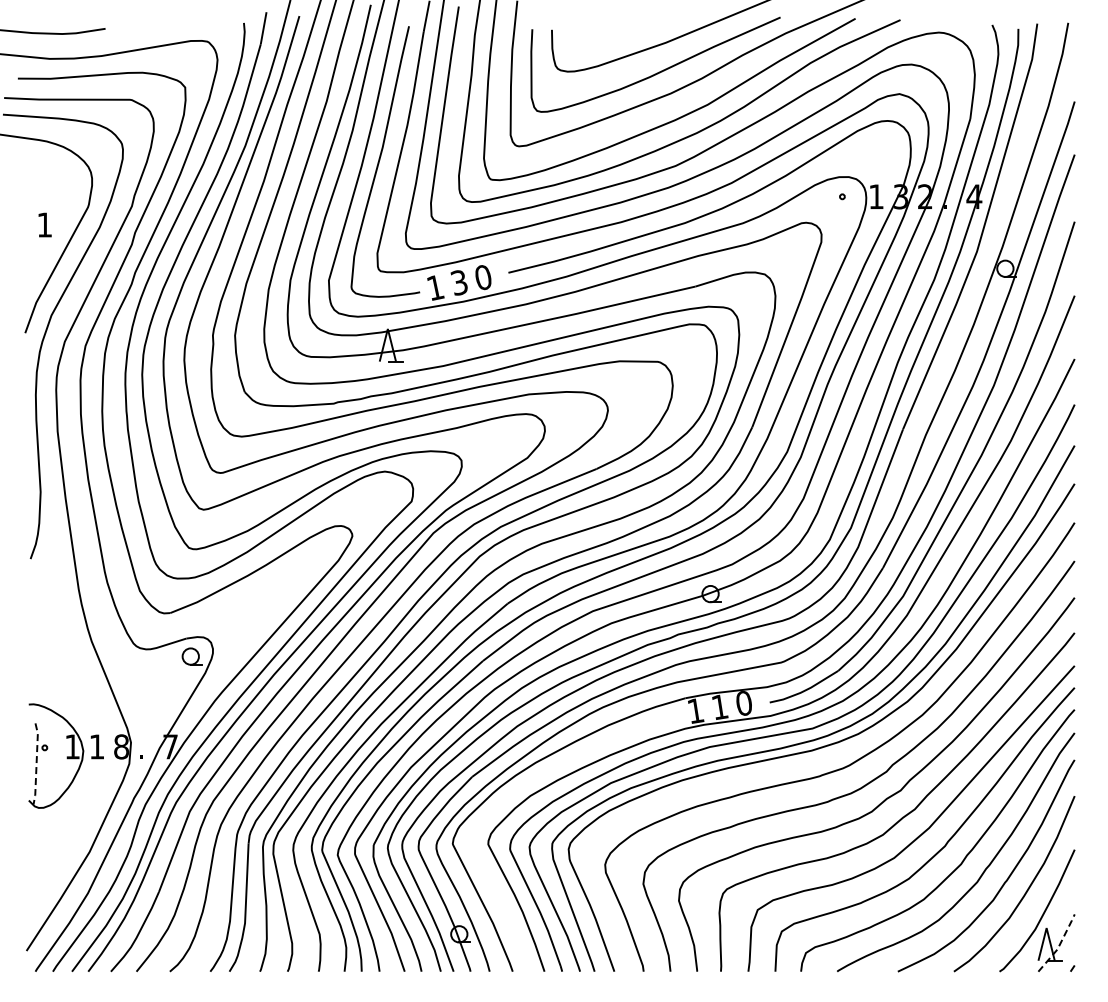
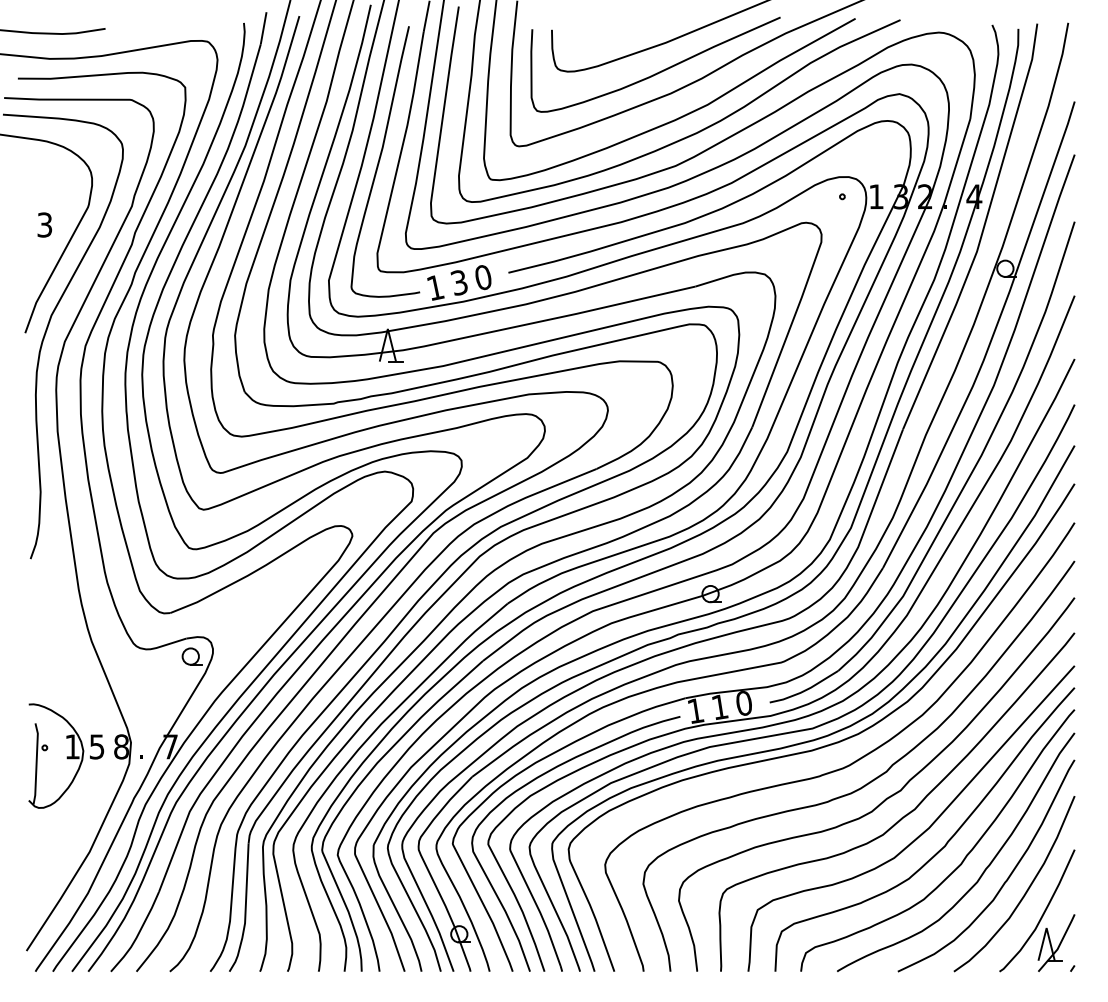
text: 1 -> 3 (44, 224)
text: 1 -> 5 (96, 746)
line: dashed -> solid (36, 764)
curve: none -> present (538, 778)
line: dashed -> solid (1059, 945)
